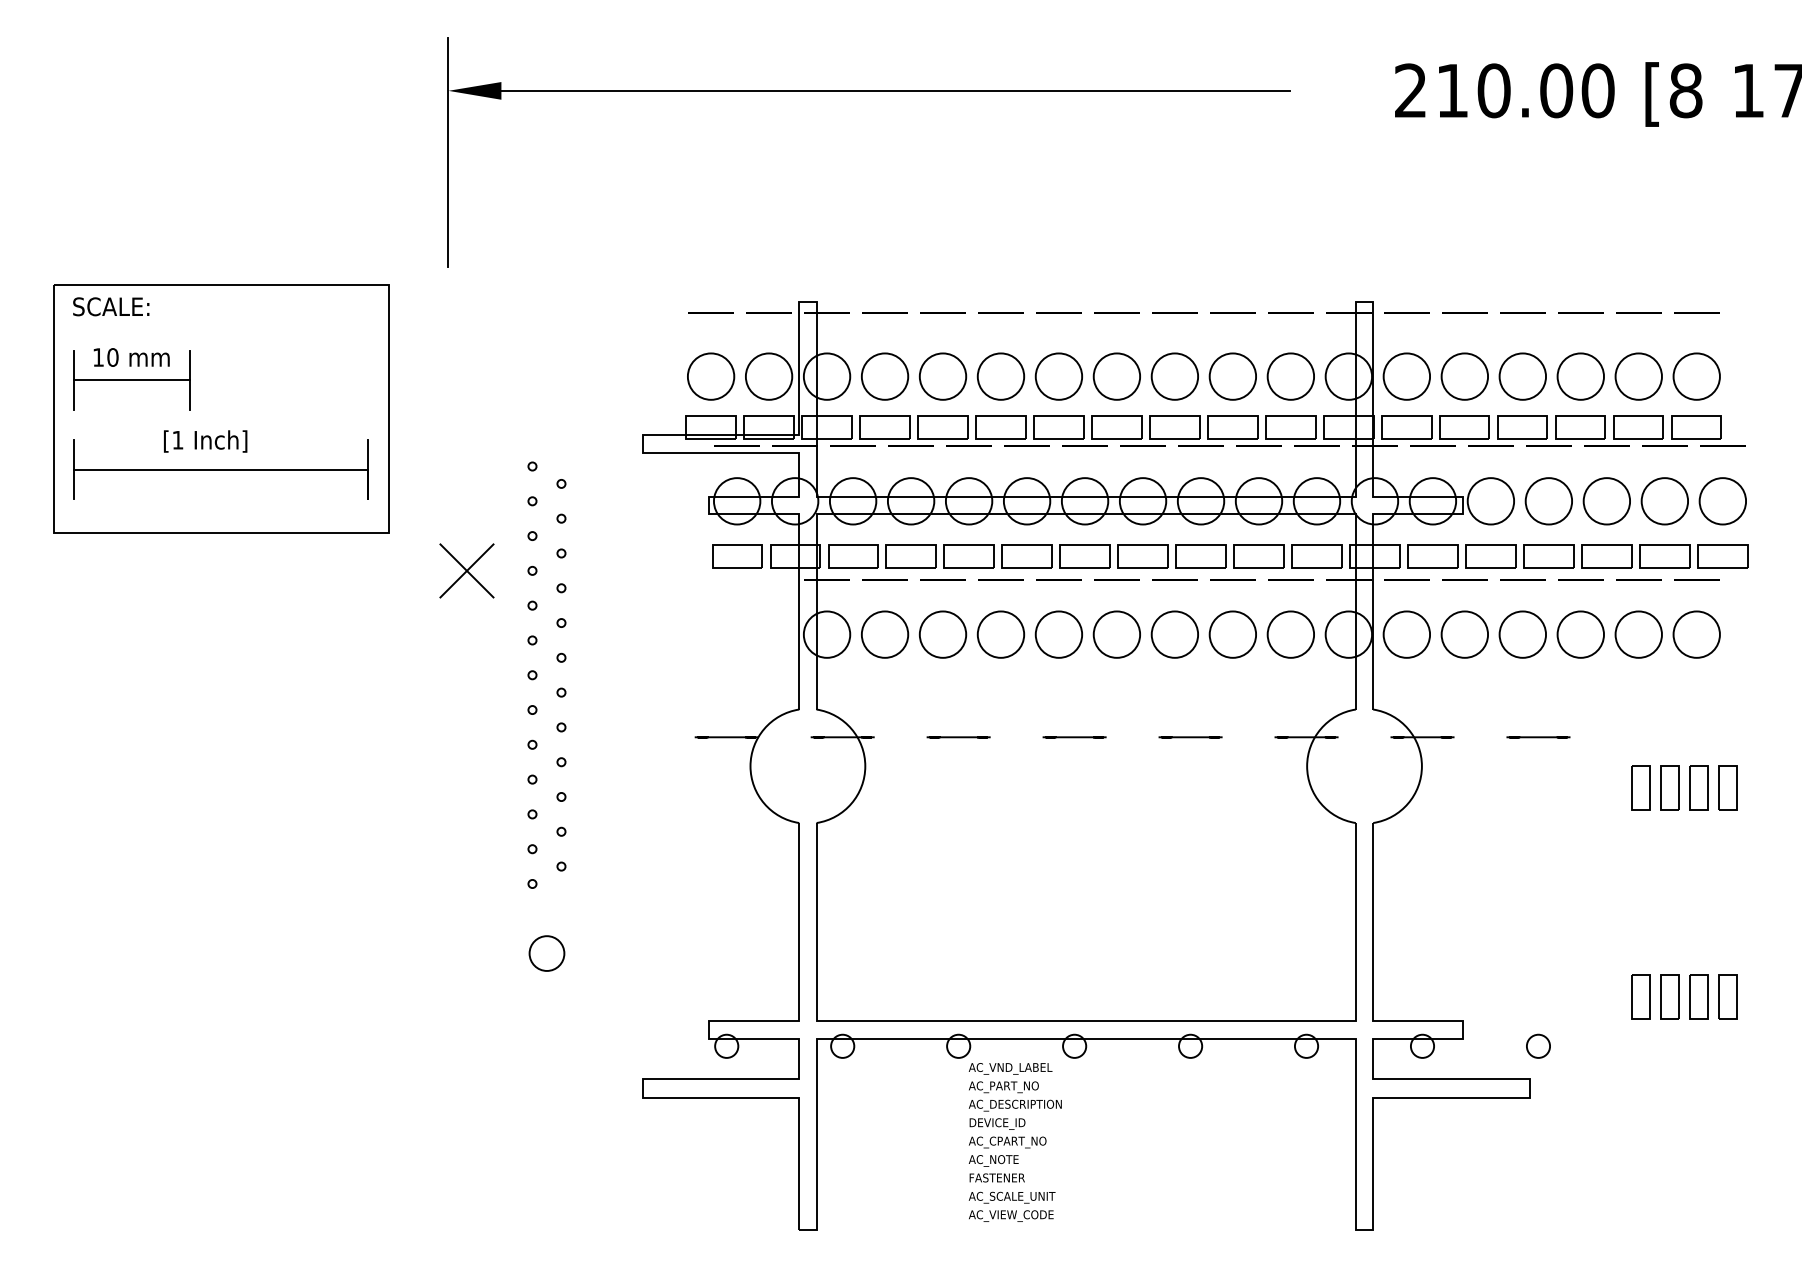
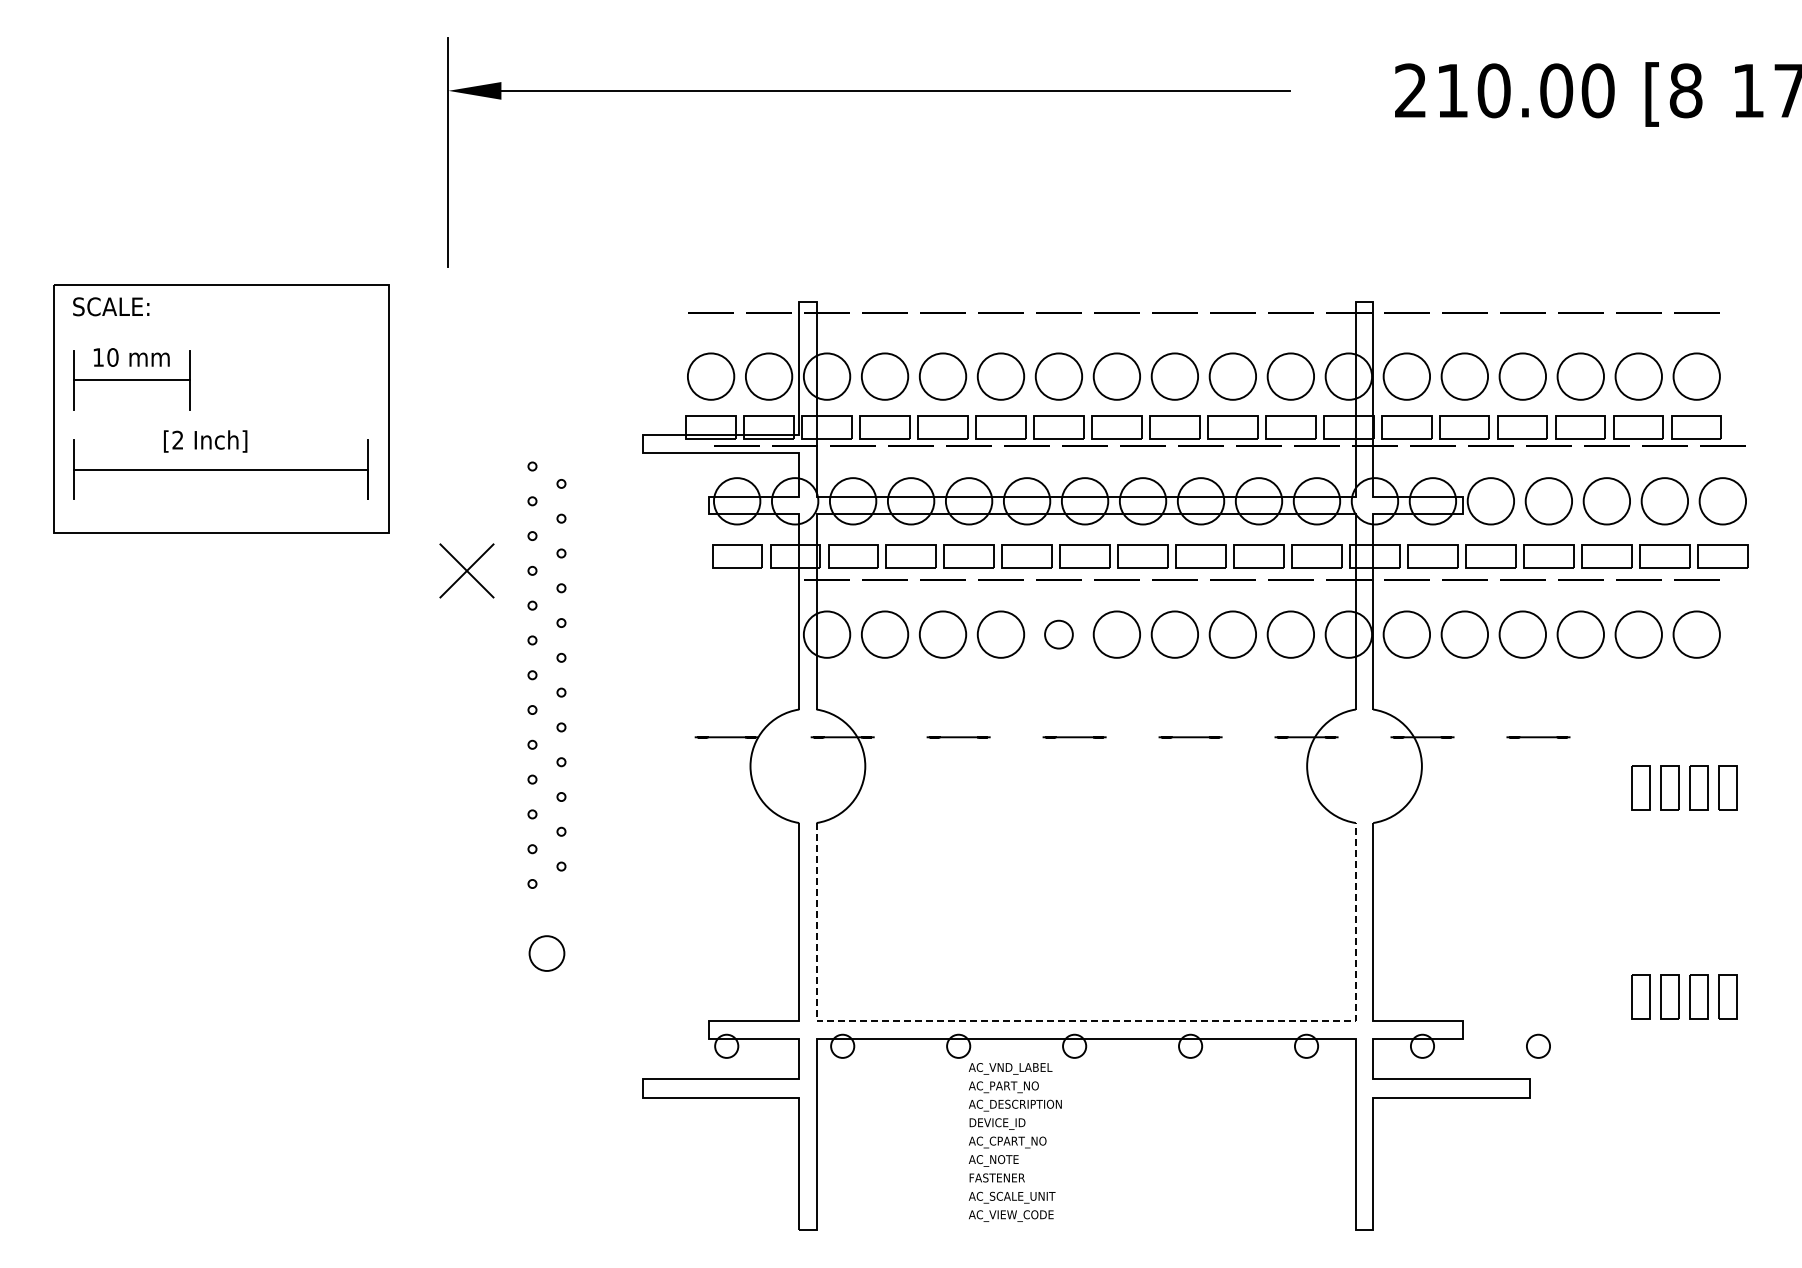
text: [1 -> [2 (177, 439)
circle diameter: 46 px -> 28 px (1058, 634)
line: solid -> dashed (1086, 1021)
